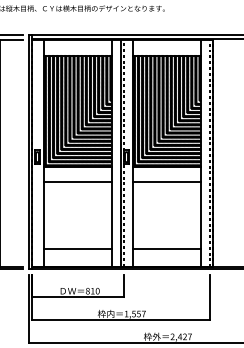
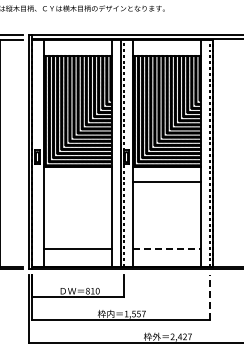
line: present -> none (77, 181)
line: solid -> dashed (167, 249)
line: solid -> dashed (209, 297)
